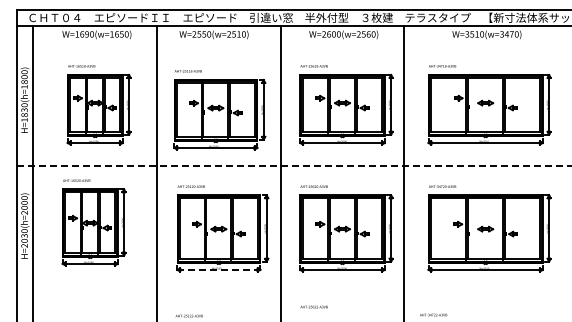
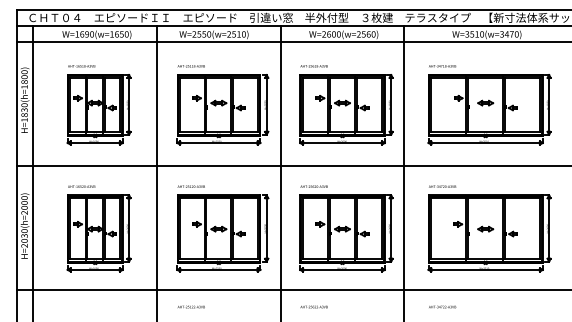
line: none -> present (292, 42)
part position: (219, 110) -> (222, 105) (222, 105)
line: dashed -> solid (294, 166)
part position: (93, 222) -> (98, 228) (98, 228)
line: dashed -> solid (219, 269)
line: none -> present (292, 289)
text position: (433, 314) -> (442, 306) (442, 306)
text position: (188, 315) -> (190, 306) (190, 306)
